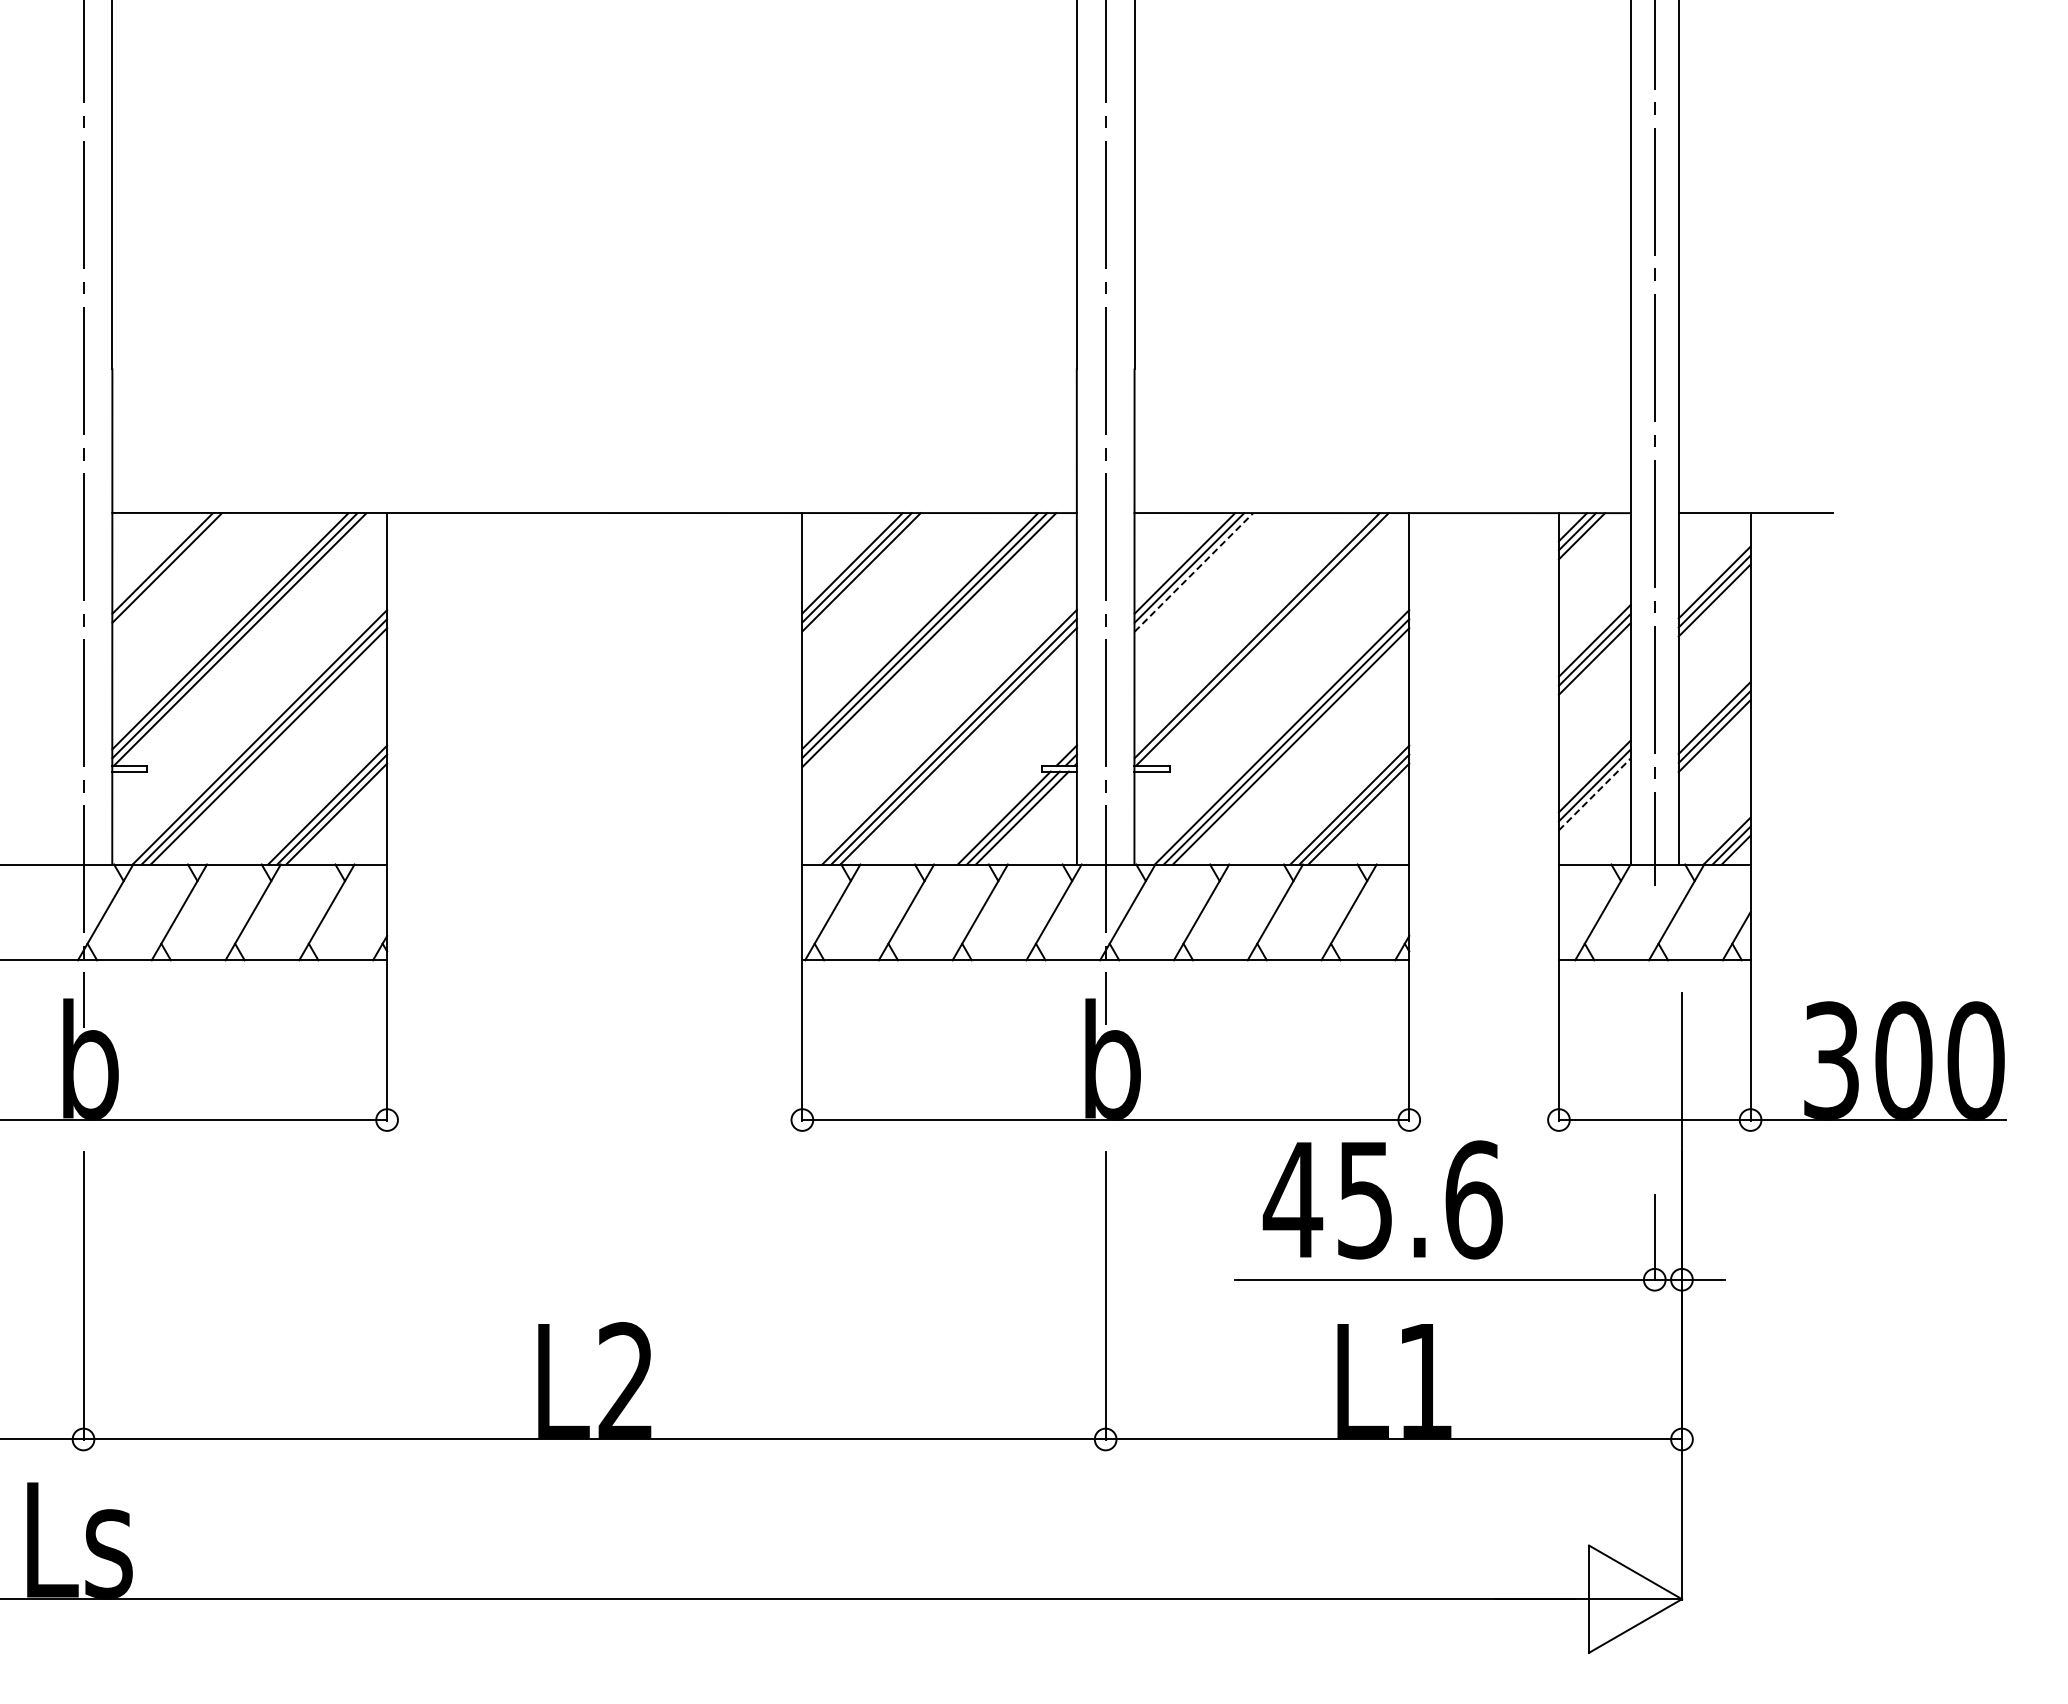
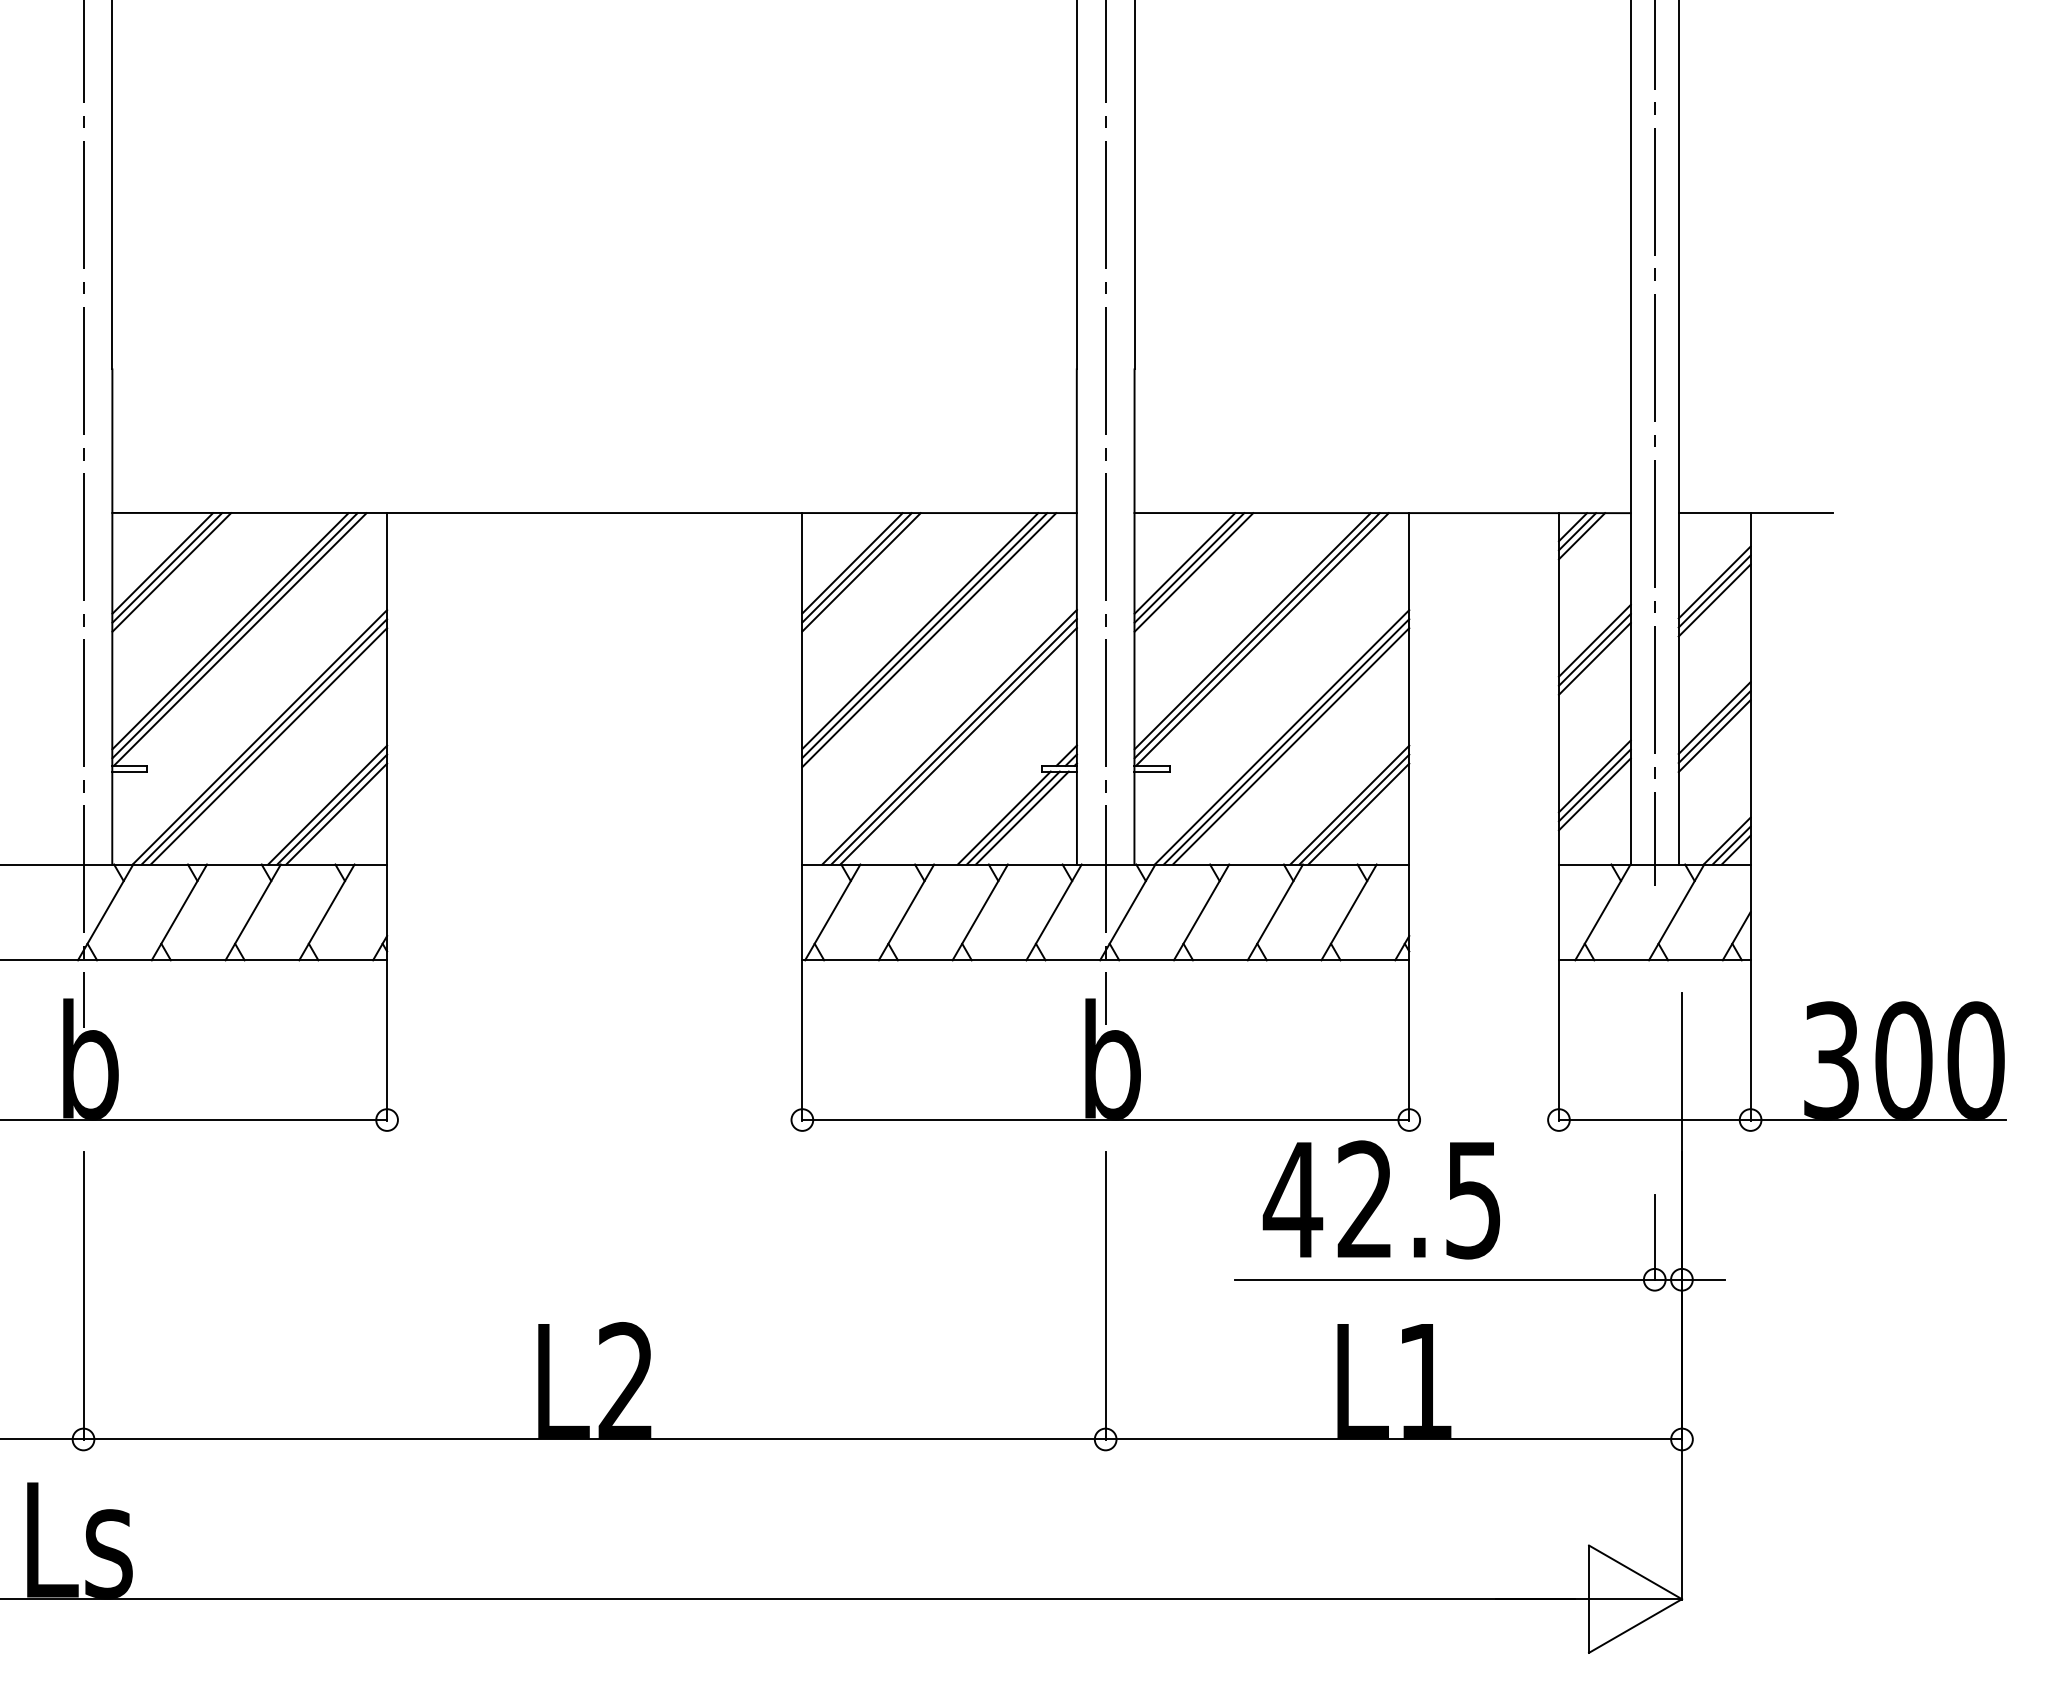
line: none -> present (171, 572)
line: dashed -> solid (1193, 572)
line: none -> present (1252, 631)
line: dashed -> solid (1594, 794)
text: 45.6 -> 42.5 (1419, 1199)
